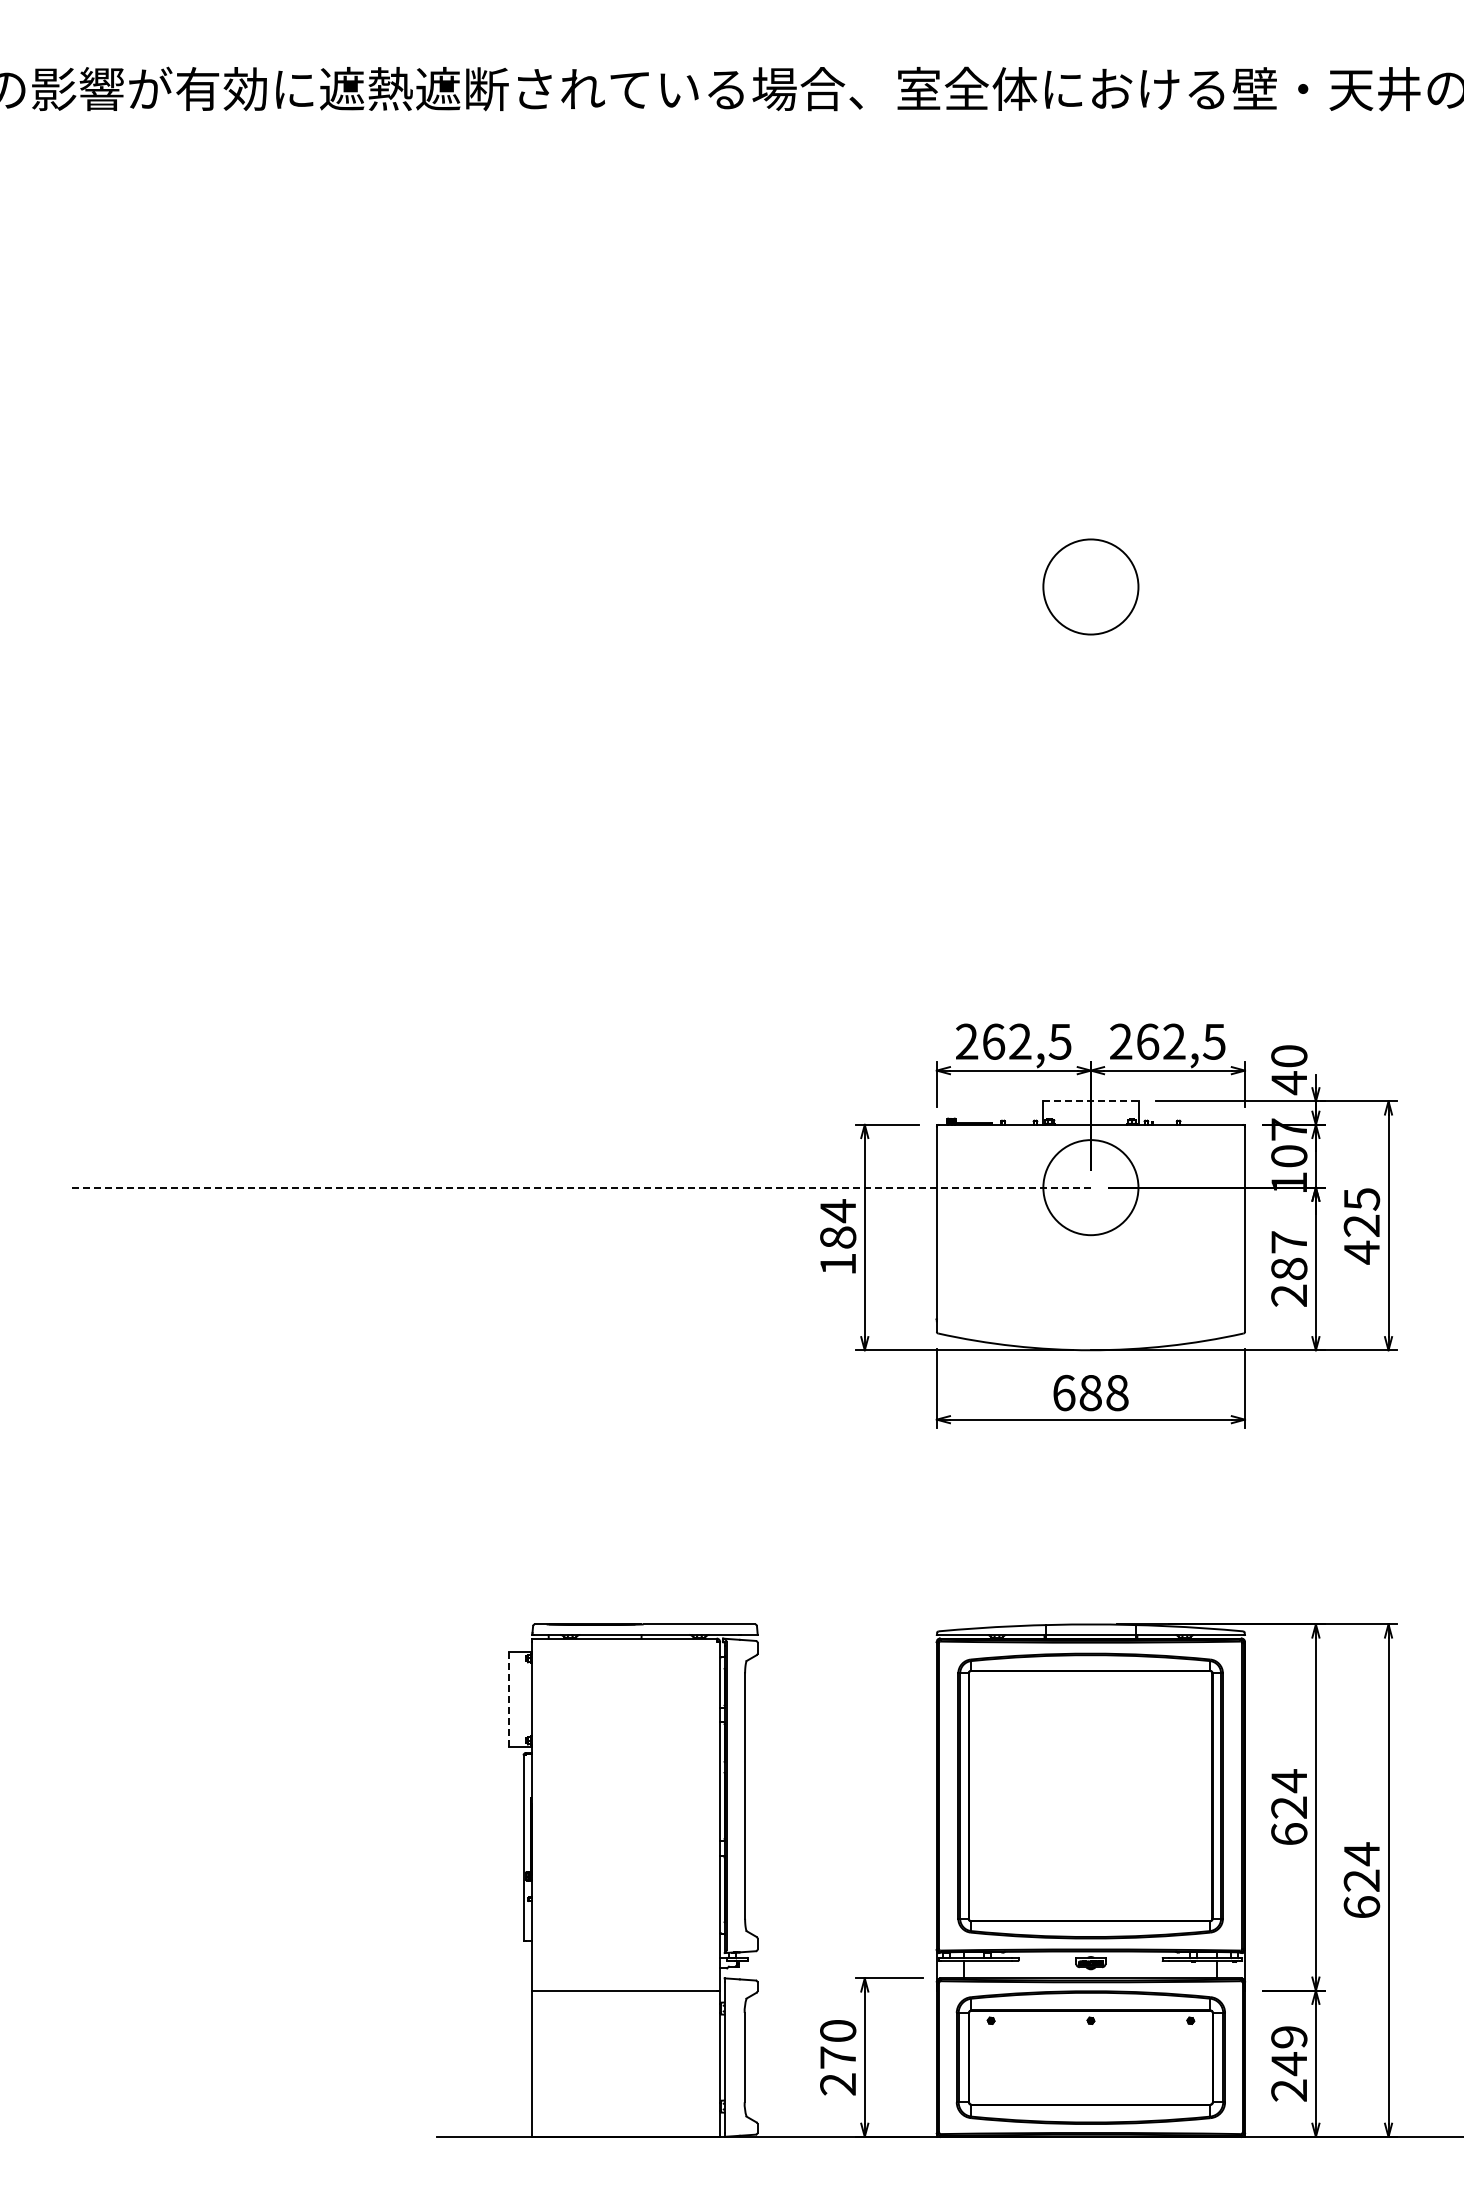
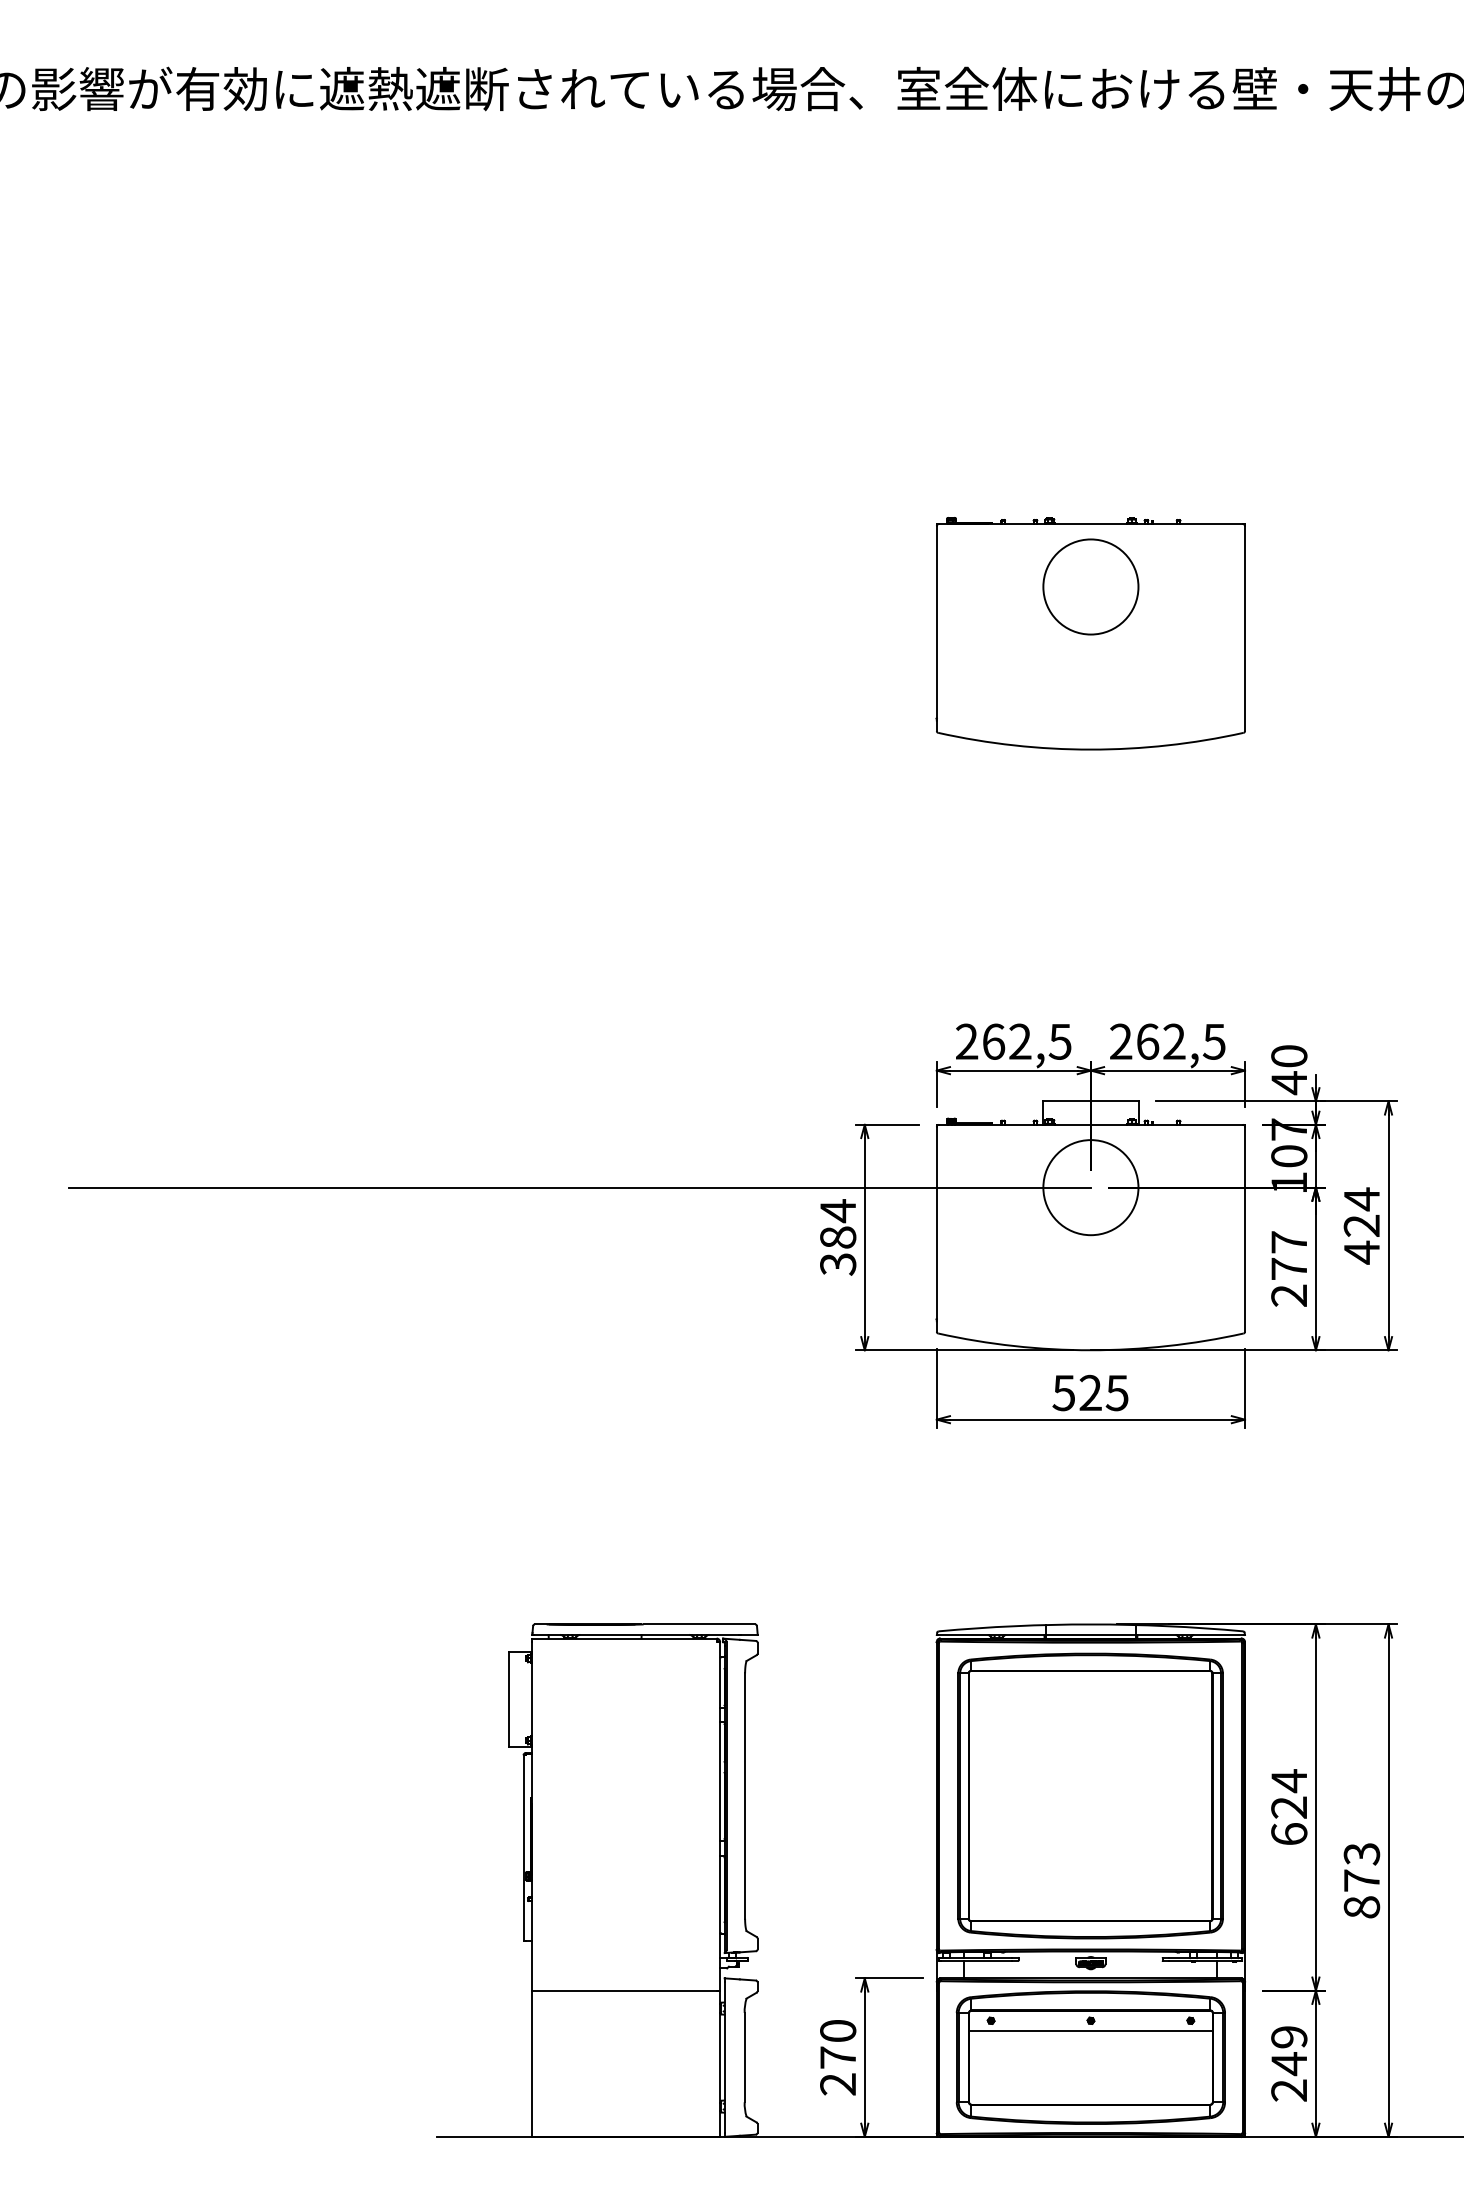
part: none -> present (1090, 633)
line: dashed -> solid (1090, 1101)
line: dashed -> solid (580, 1187)
text: 425 -> 424 (1362, 1199)
text: 184 -> 384 (838, 1264)
text: 287 -> 277 (1289, 1268)
text: 688 -> 525 (1090, 1392)
line: dashed -> solid (508, 1699)
text: 624 -> 873 (1361, 1880)
line: none -> present (1090, 2030)
